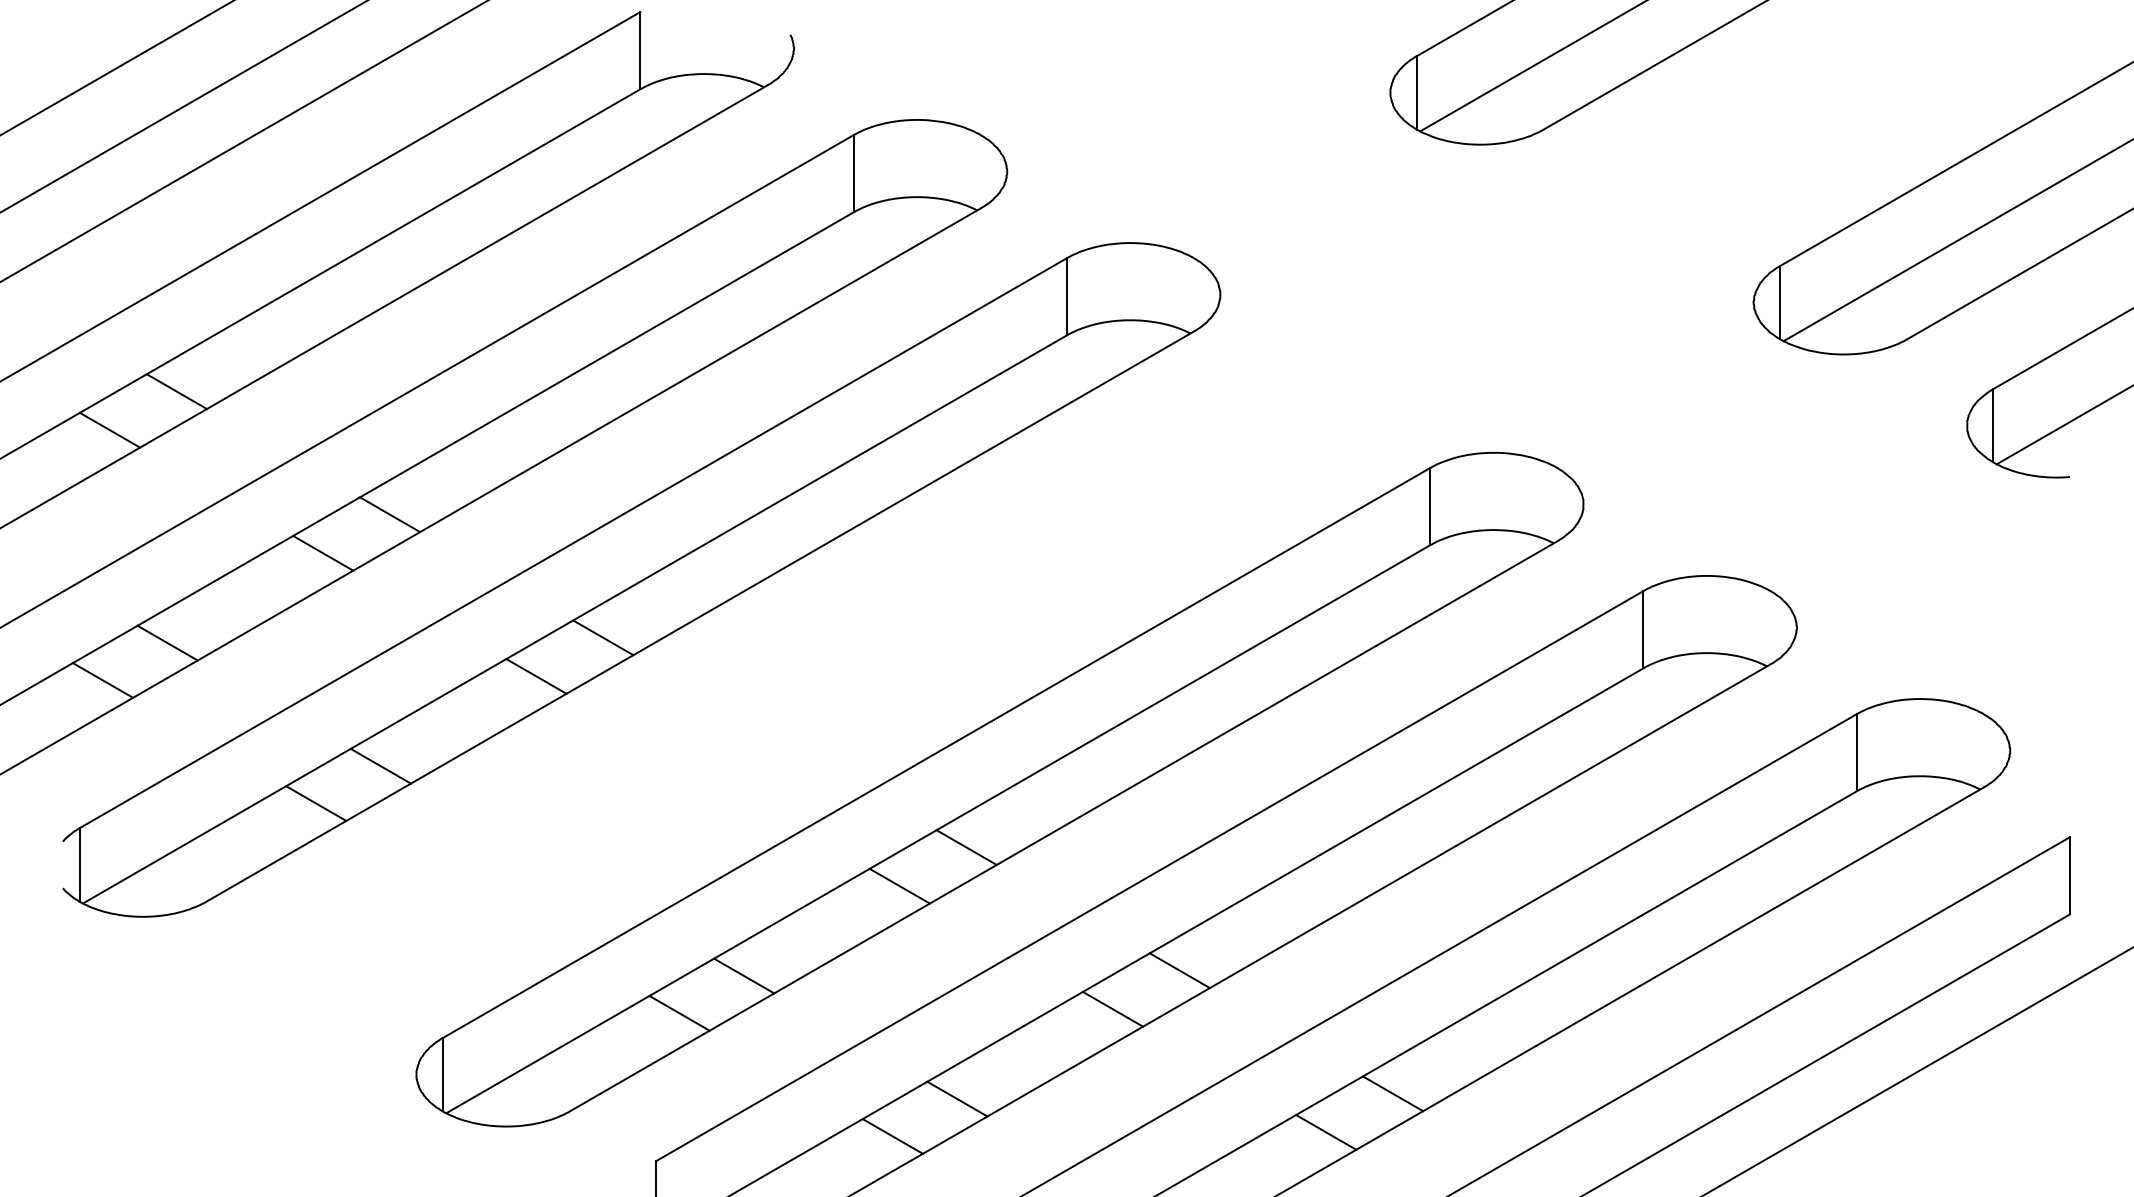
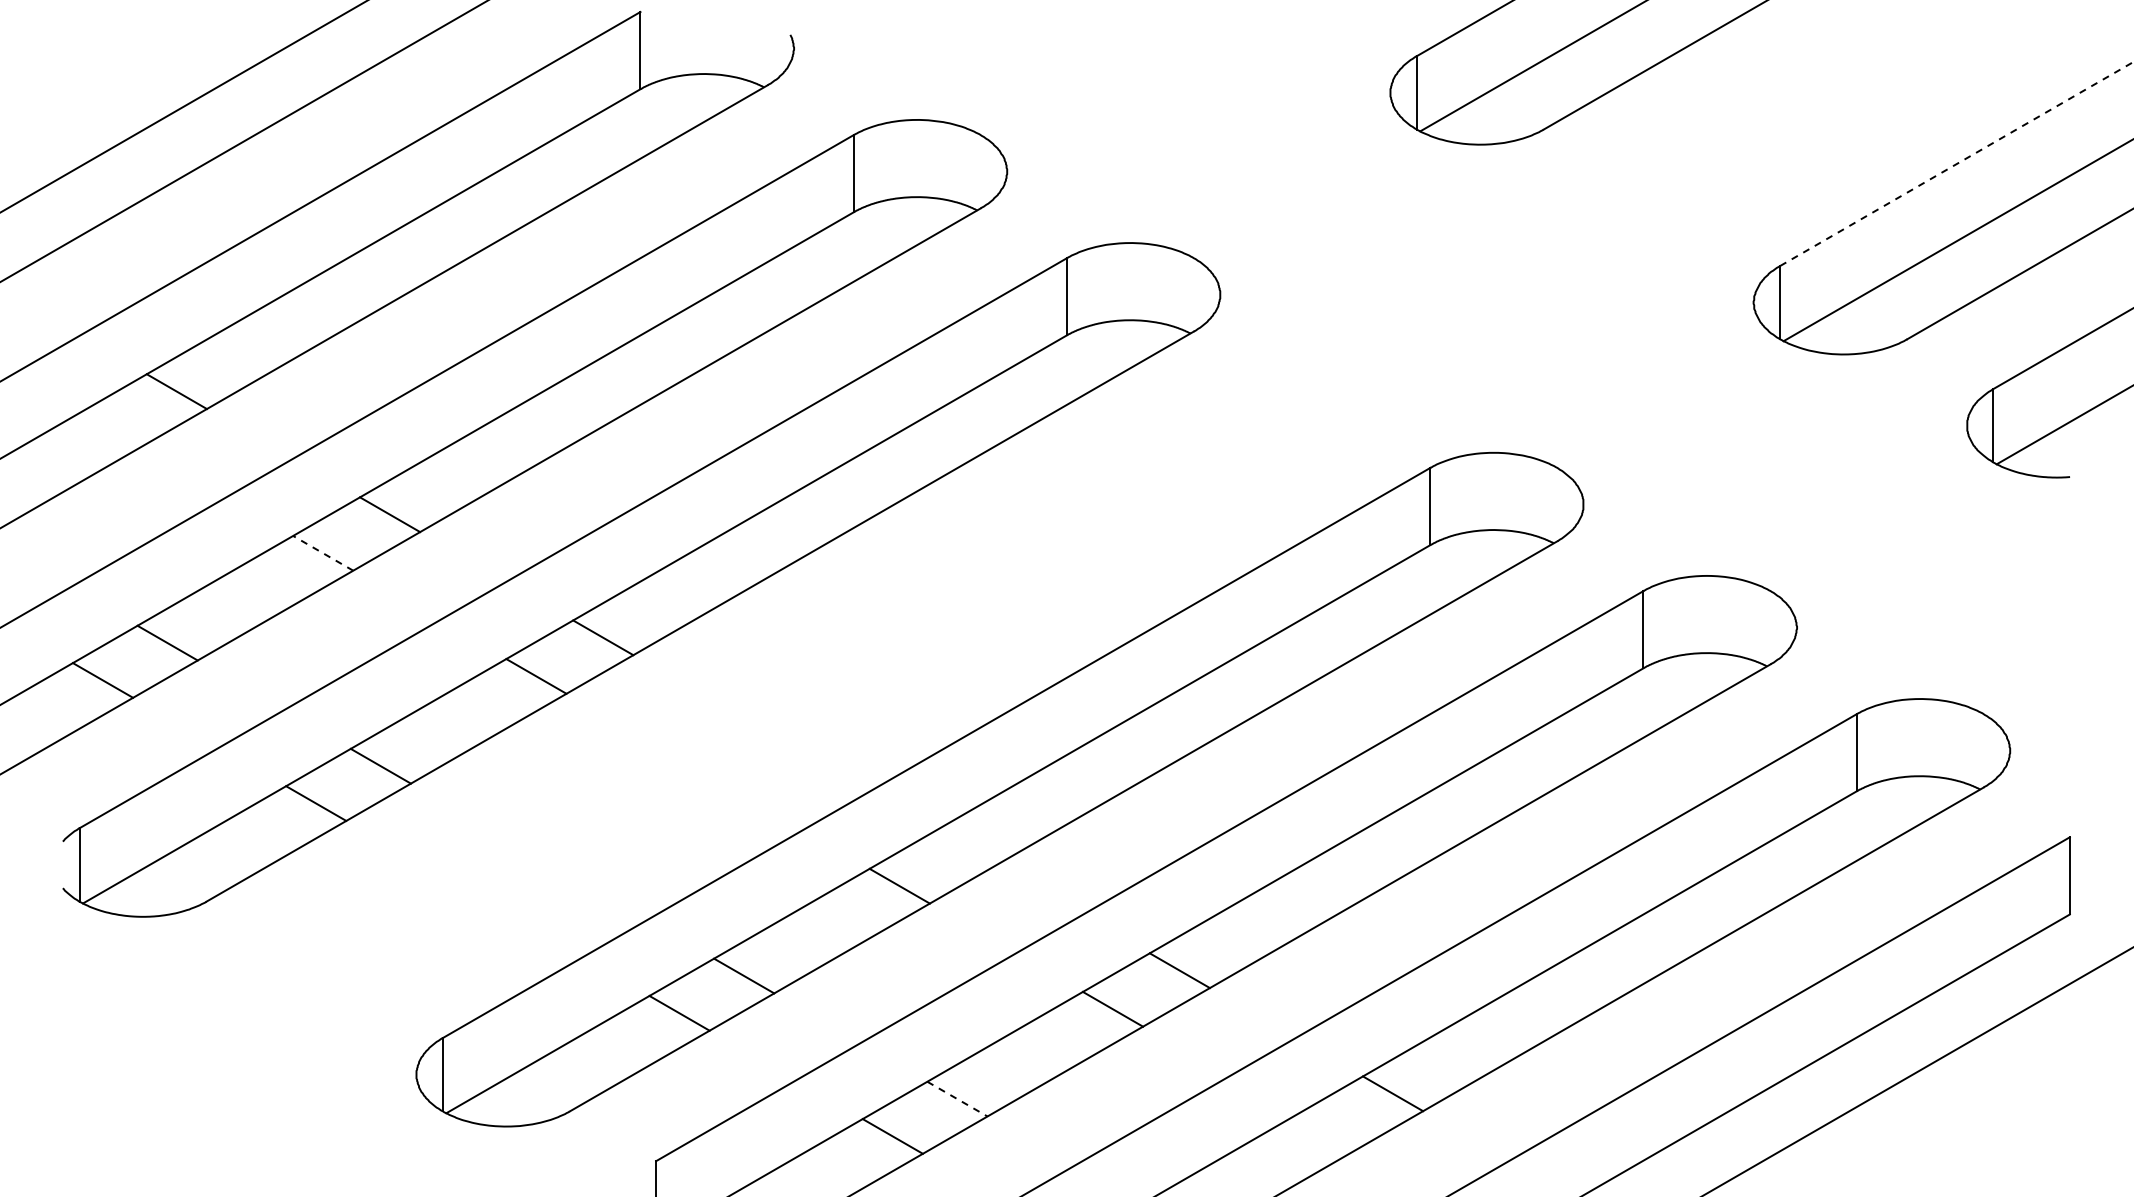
line: present -> none (116, 68)
line: solid -> dashed (1956, 164)
line: present -> none (109, 429)
line: solid -> dashed (323, 553)
line: present -> none (966, 847)
line: solid -> dashed (957, 1099)
line: present -> none (1326, 1132)
